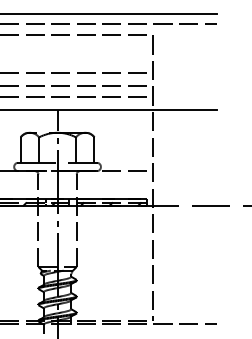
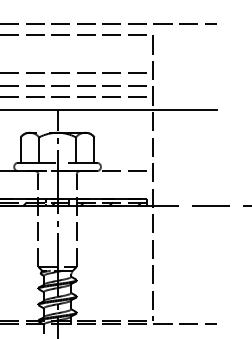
line: present -> none (109, 13)
